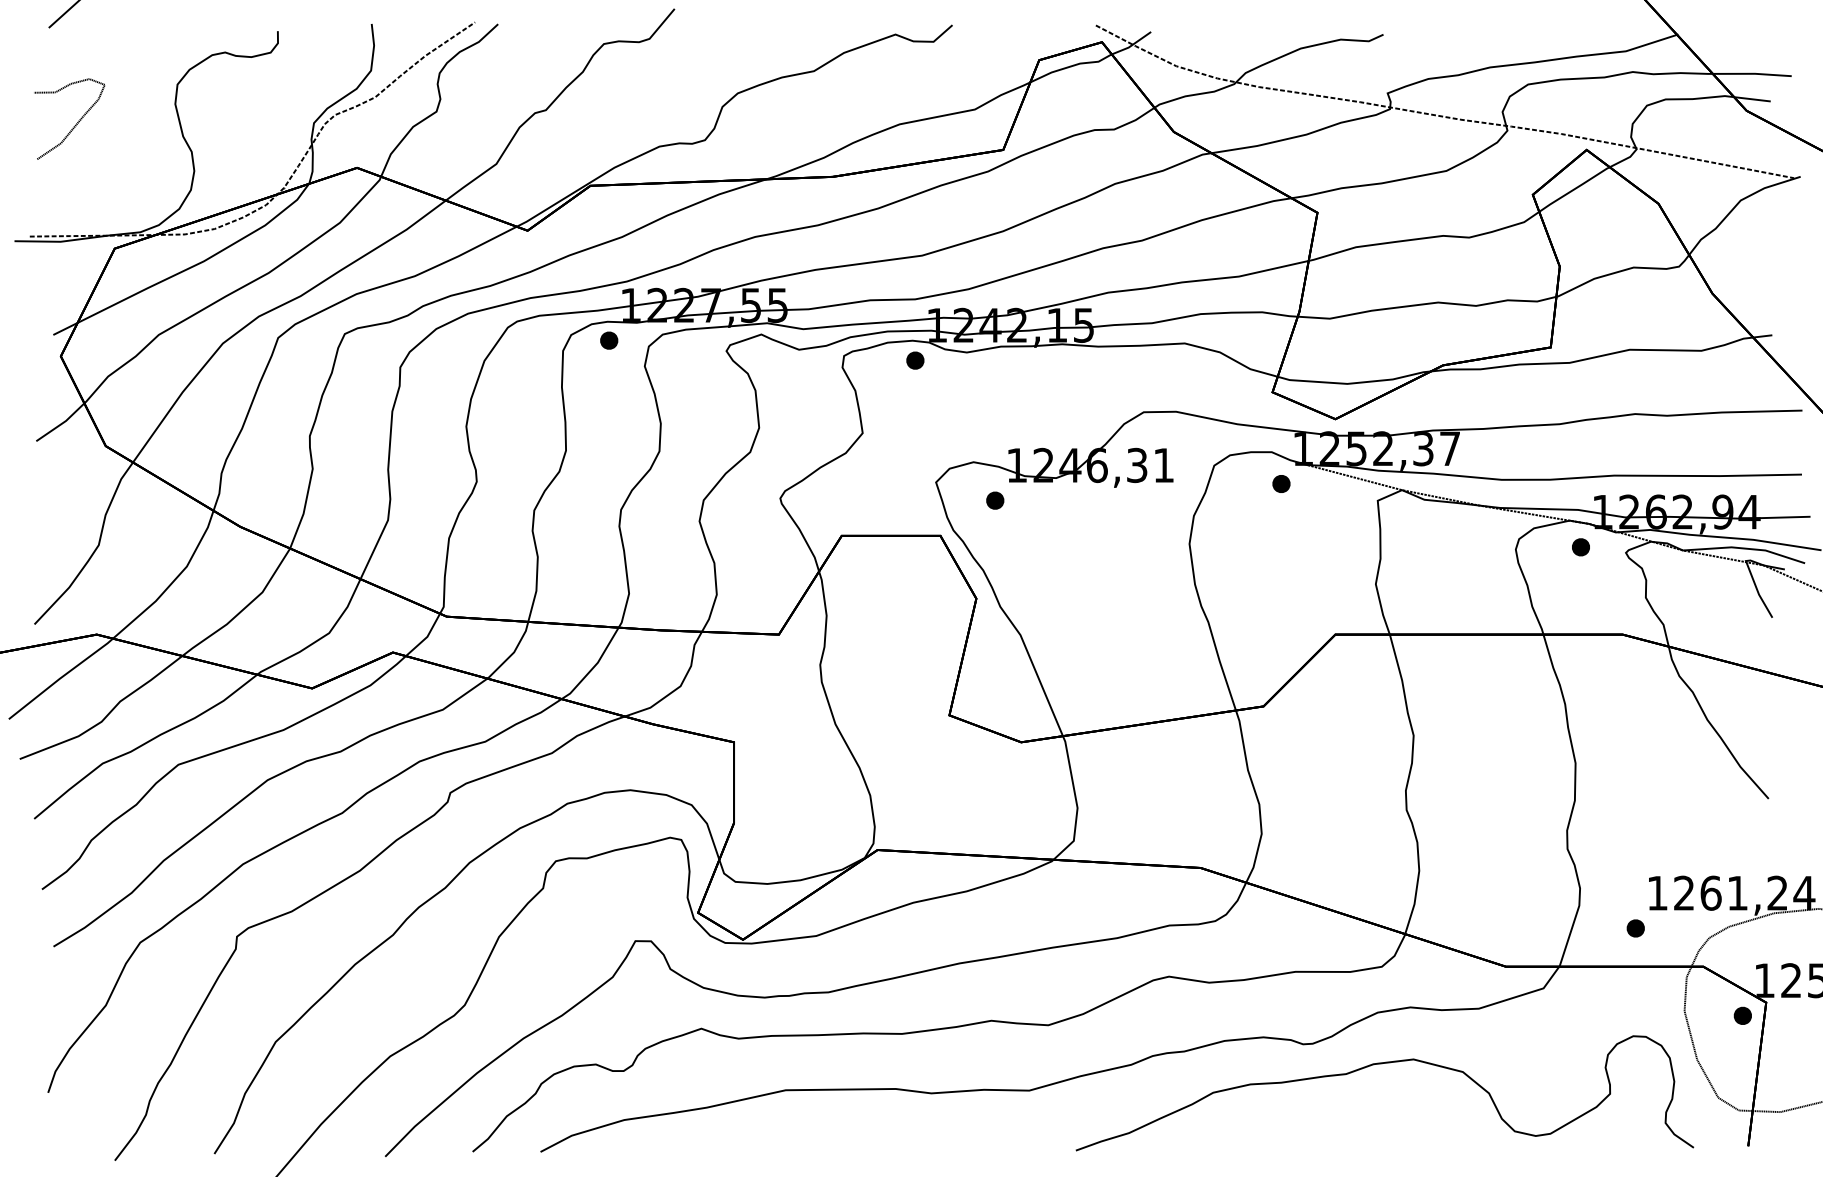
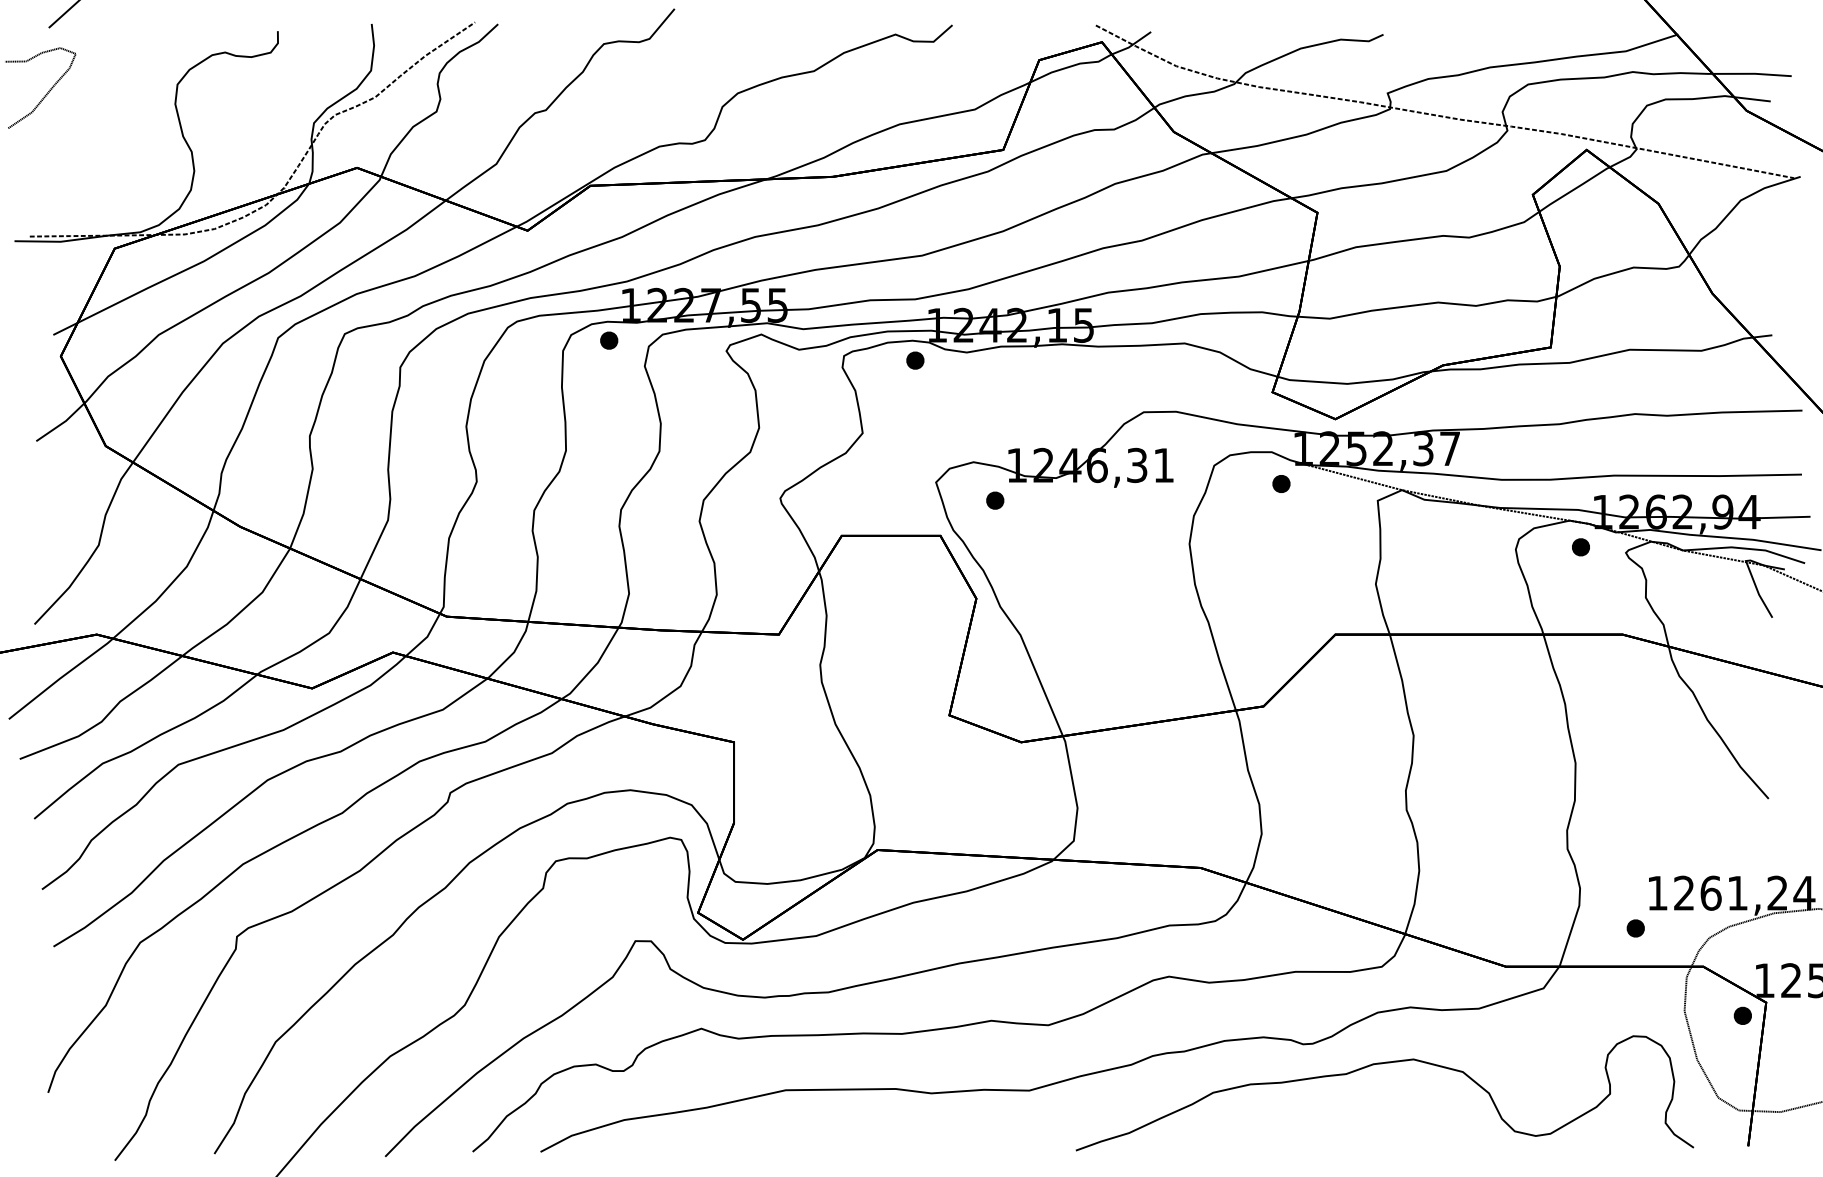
curve position: (75, 124) -> (46, 93) (46, 93)
